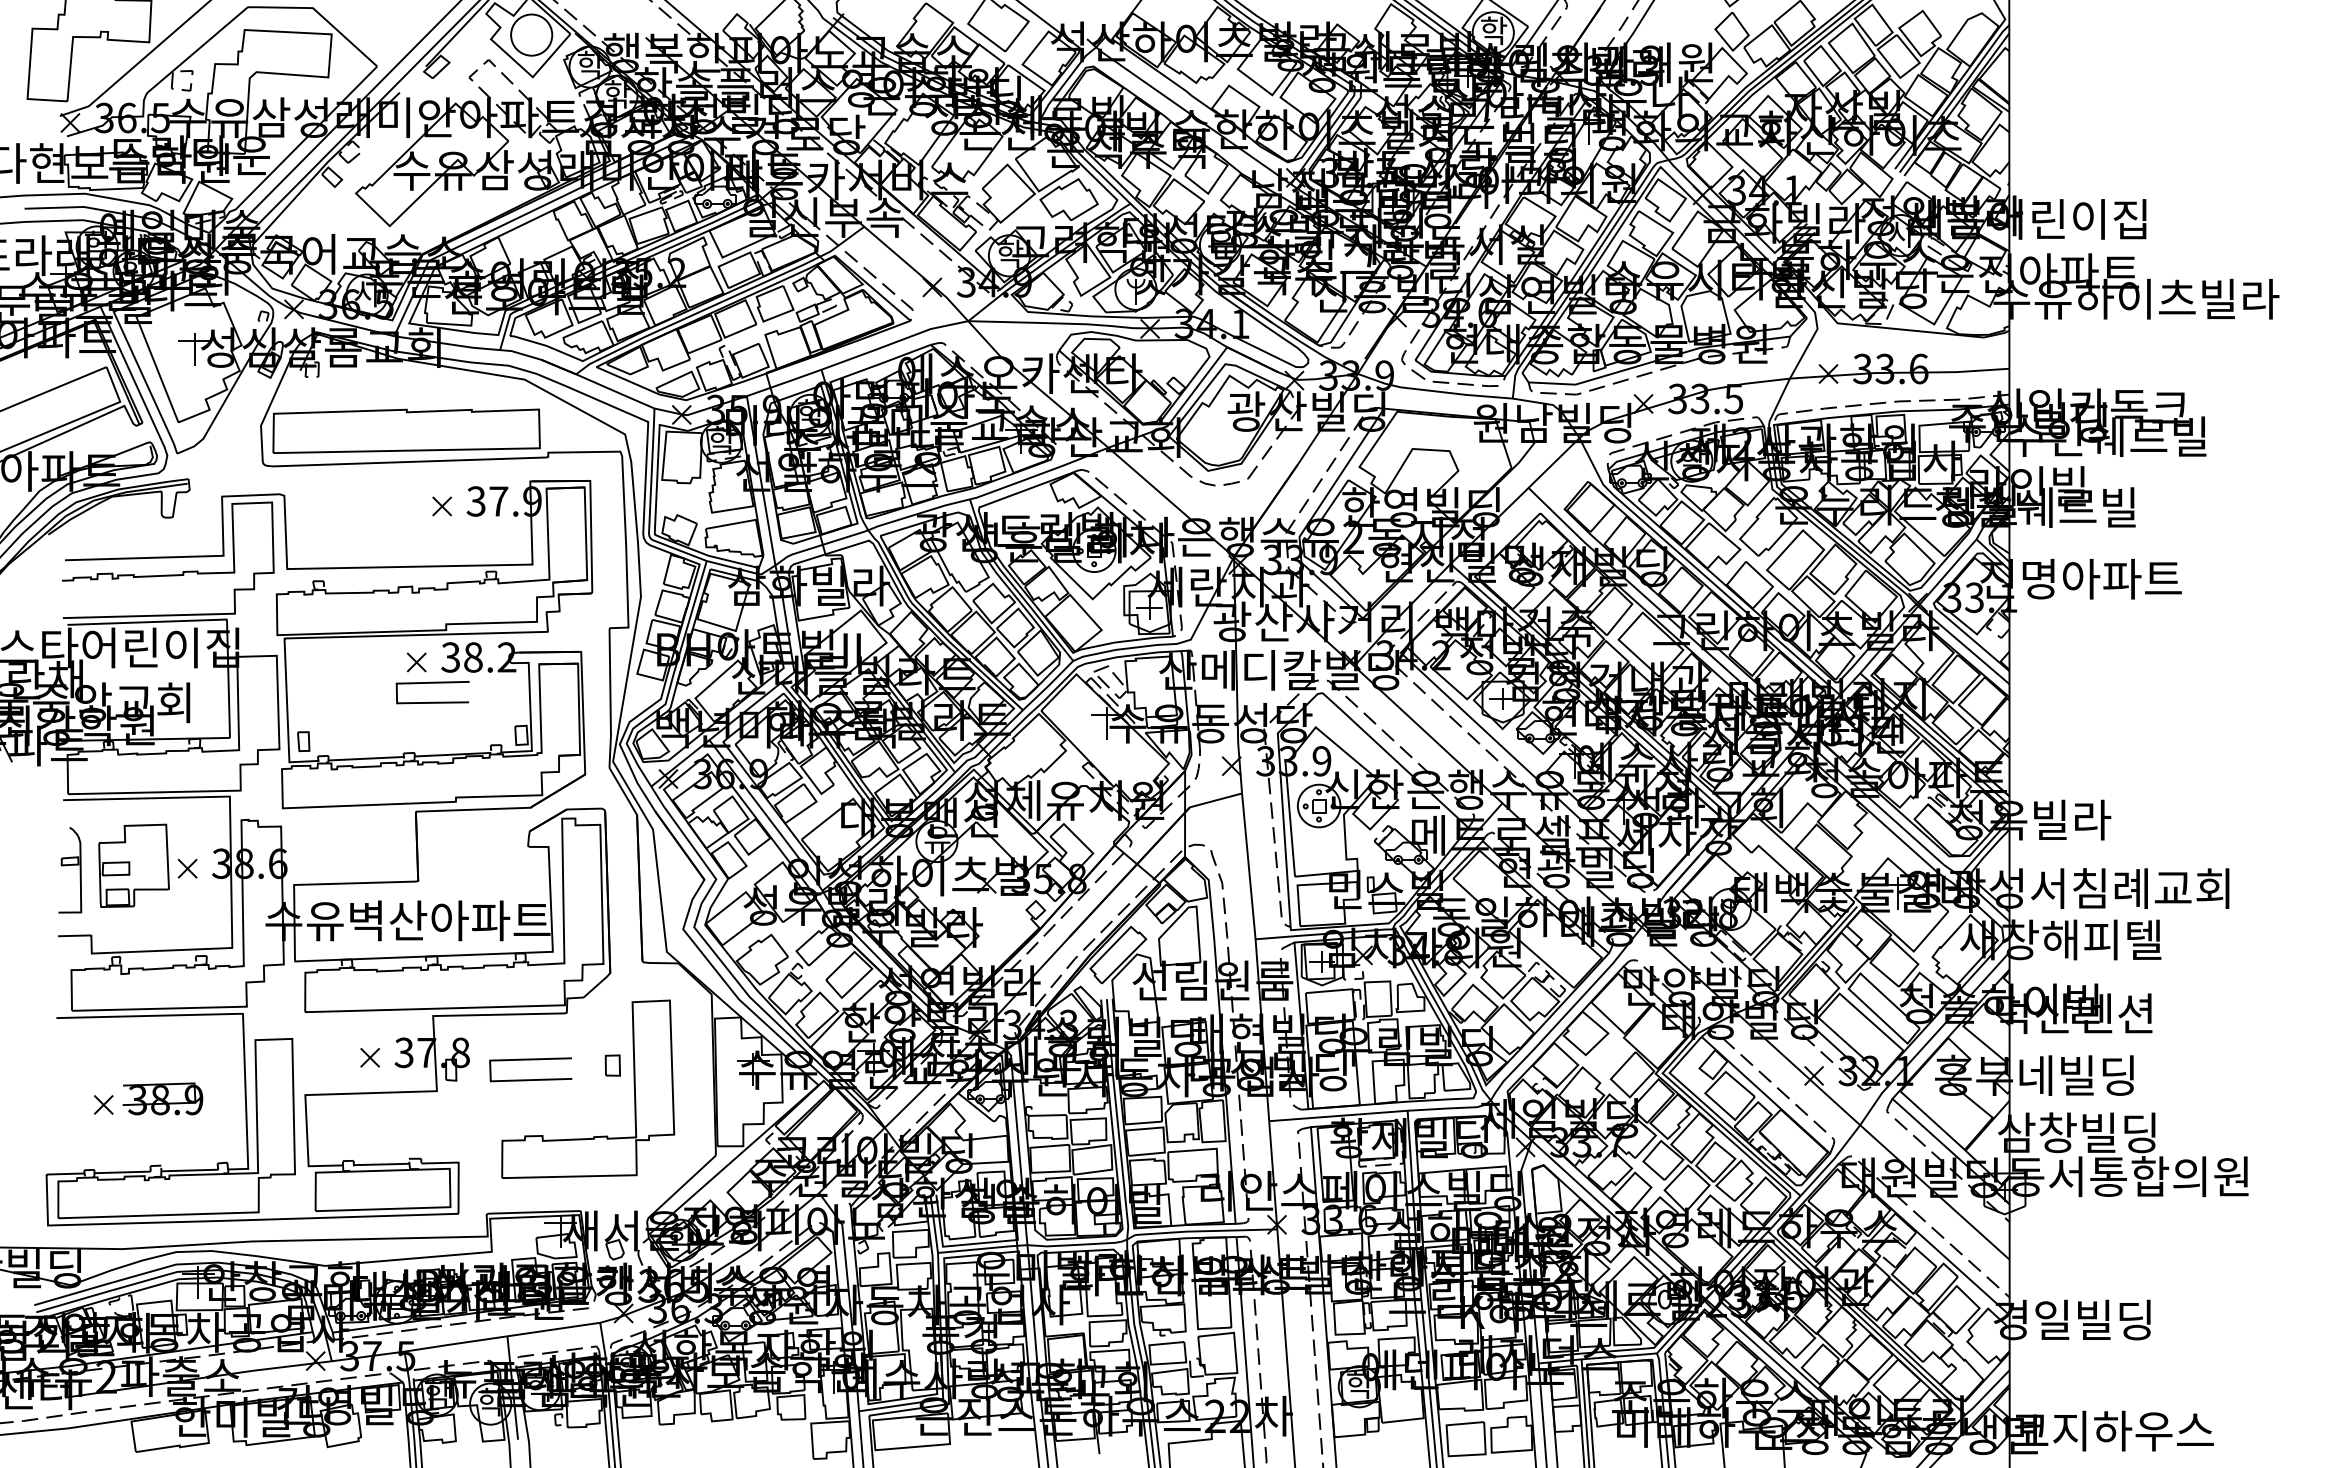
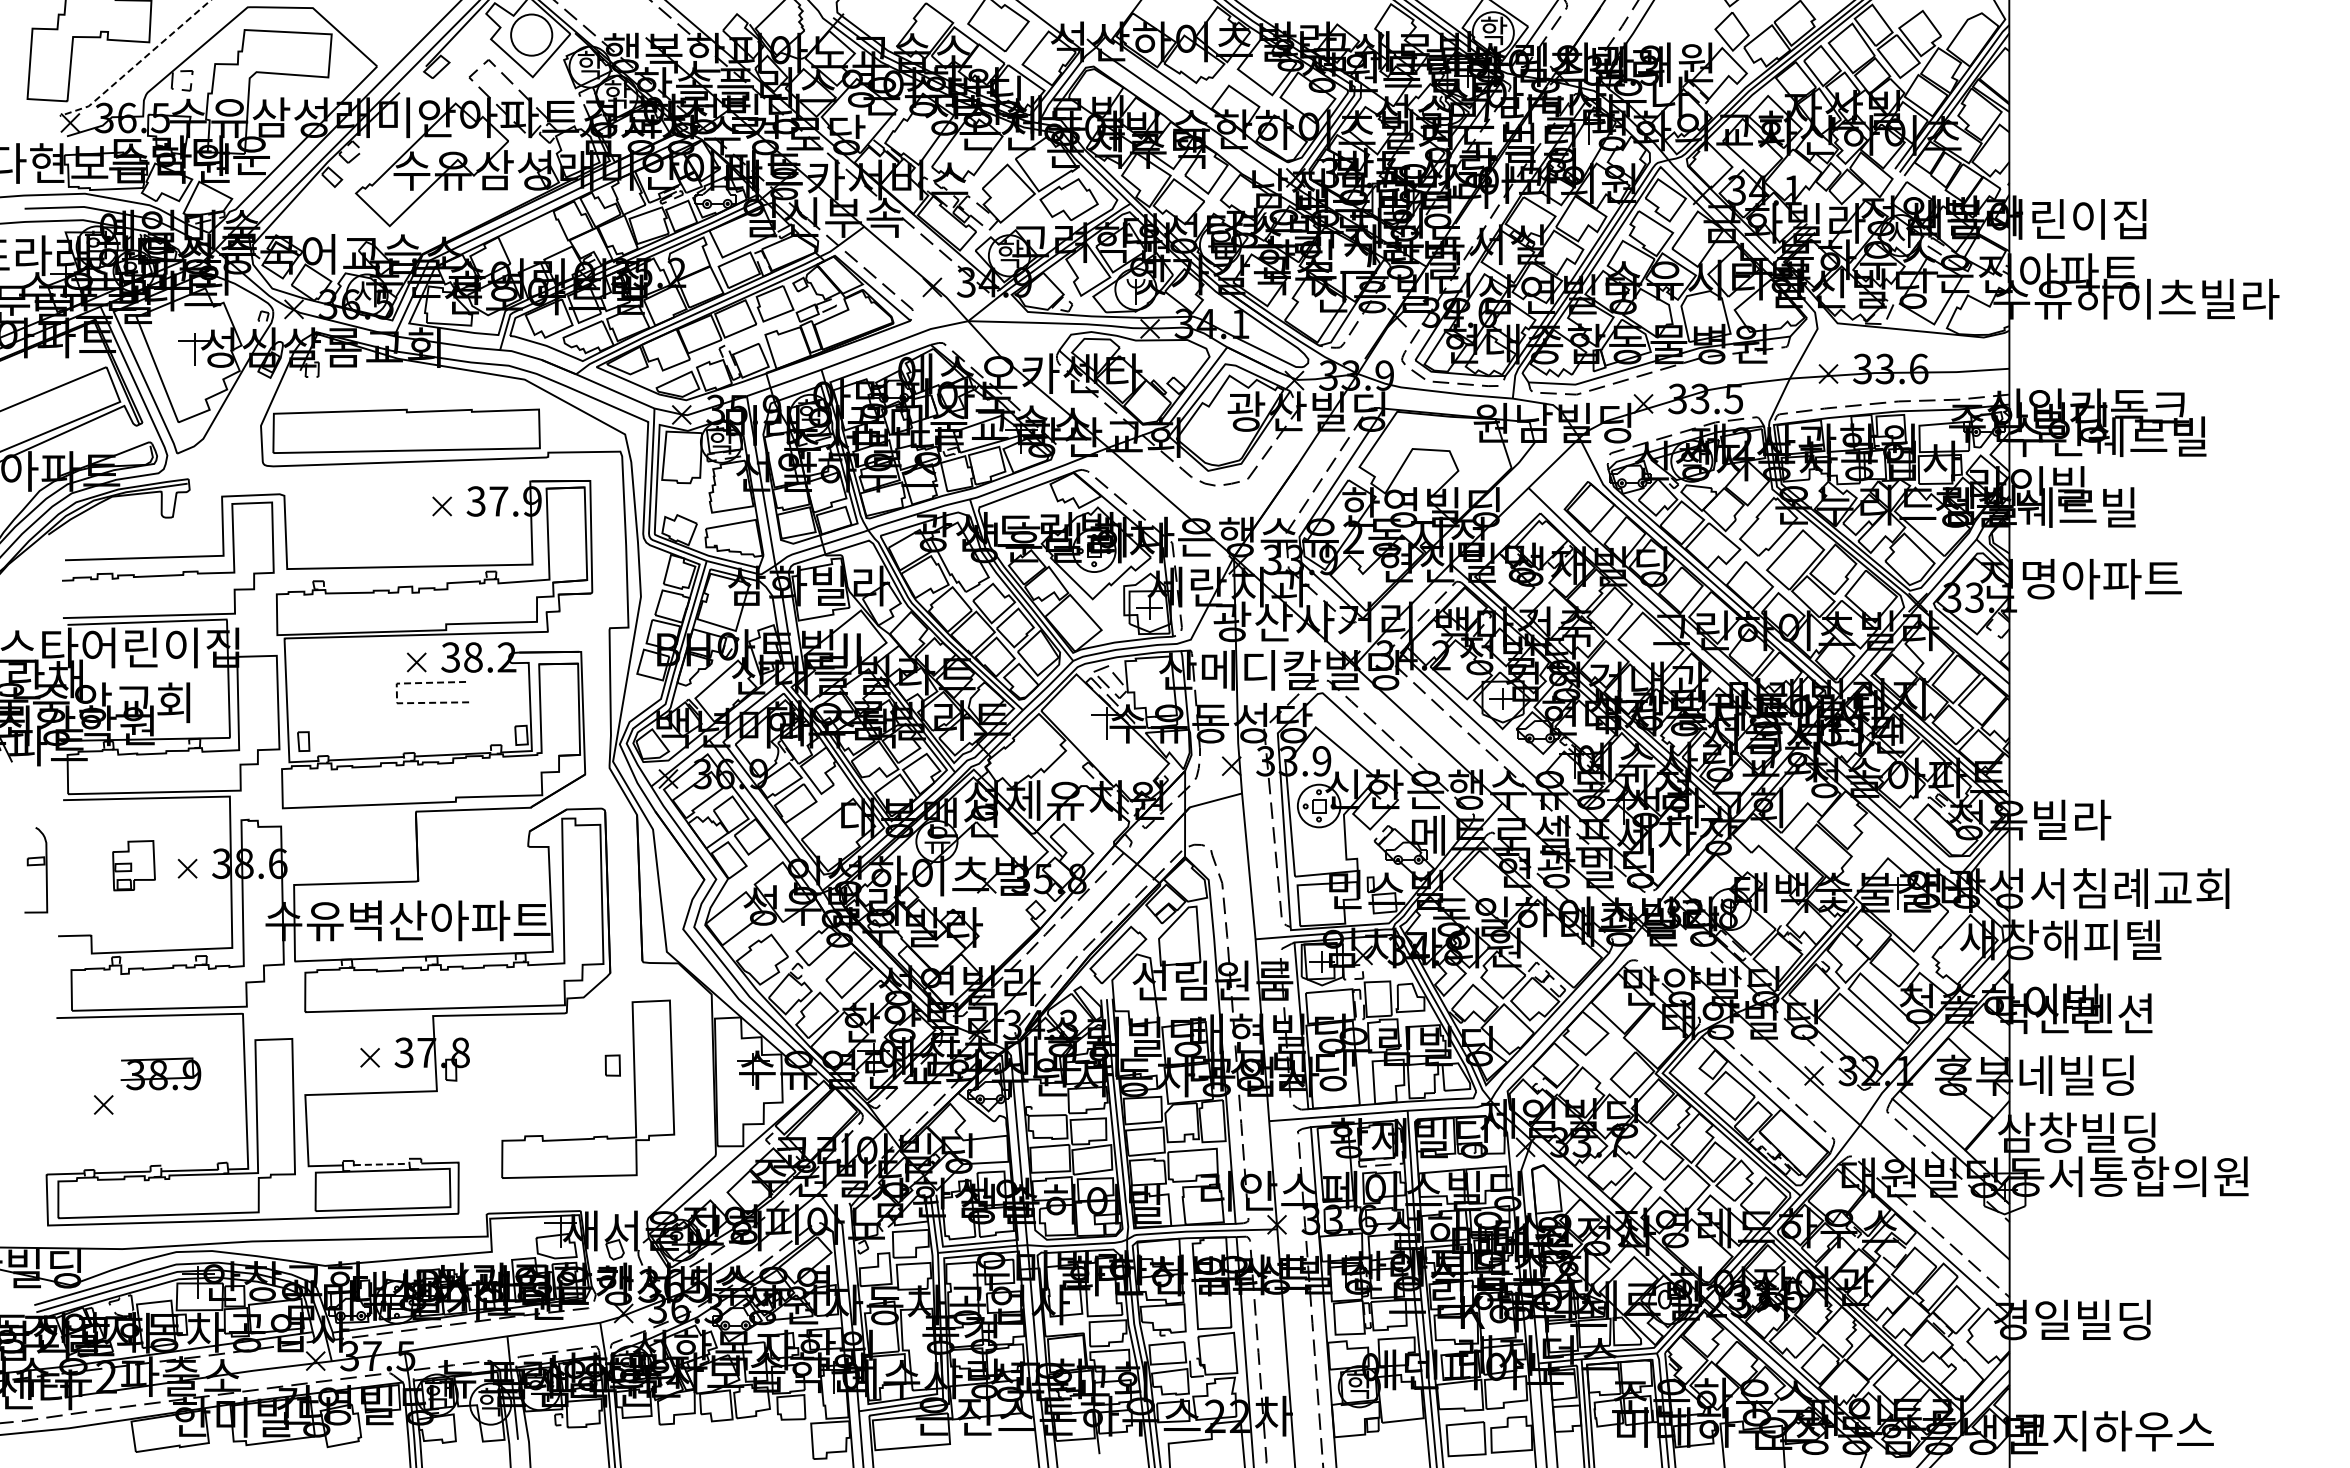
line: solid -> dashed (137, 63)
line: solid -> dashed (396, 693)
part size: 72x85 px -> 44x52 px (133, 865)
part position: (70, 870) -> (36, 870) (36, 870)
line: present -> none (530, 1060)
part position: (162, 1098) -> (160, 1073) (160, 1073)
line: solid -> dashed (381, 1164)
